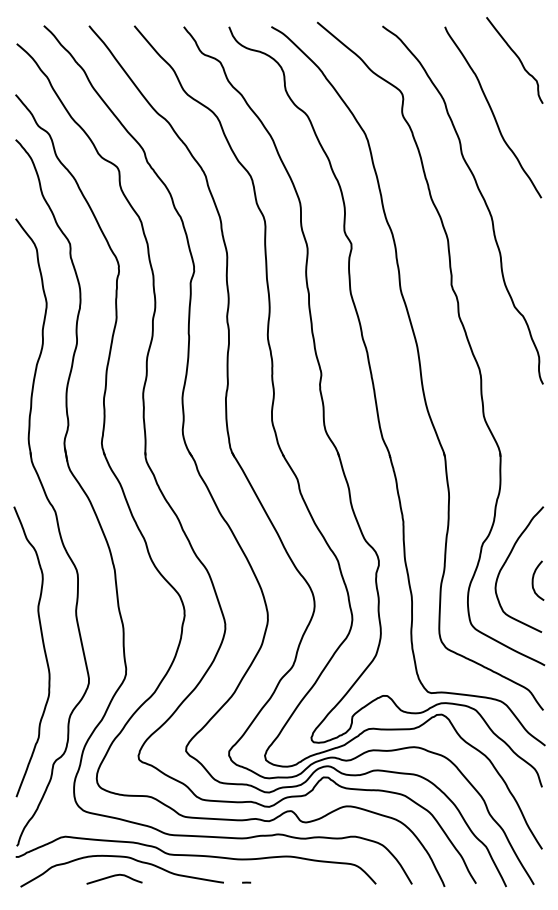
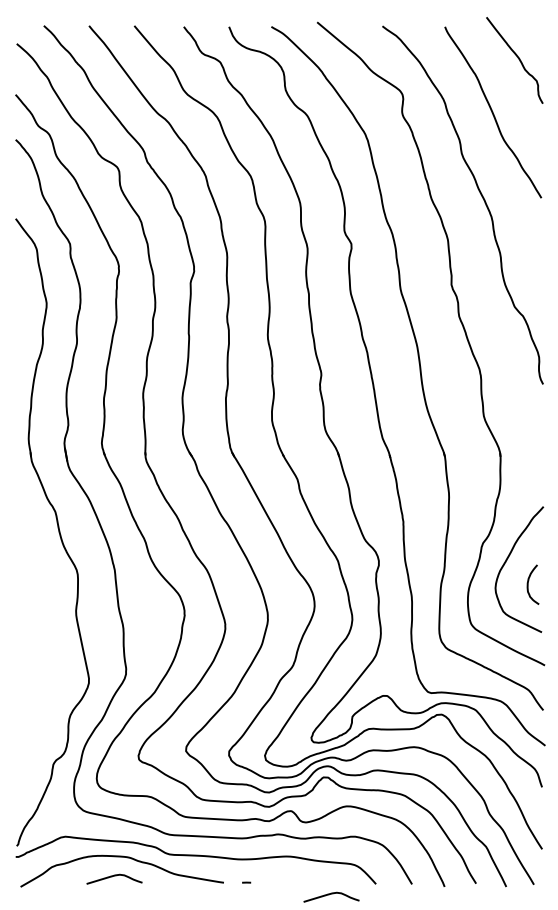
curve position: (533, 580) -> (528, 584) (528, 584)
curve: present -> none (43, 650)
curve: none -> present (331, 894)
